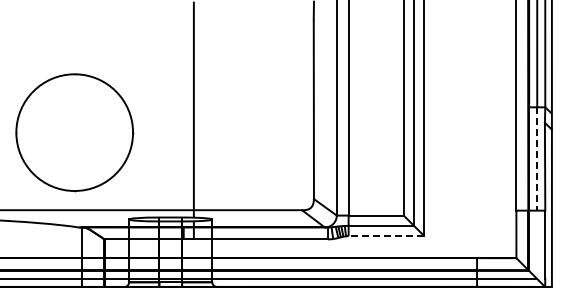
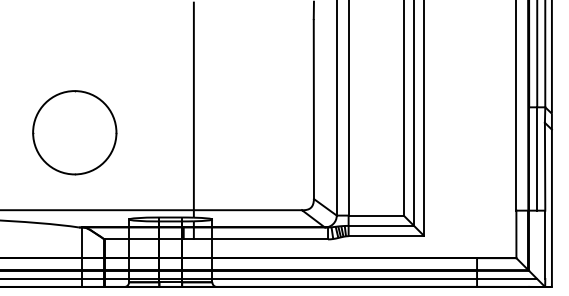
circle size: 120x120 px -> 86x86 px (74, 132)
line: dashed -> solid (537, 159)
line: dashed -> solid (386, 236)
